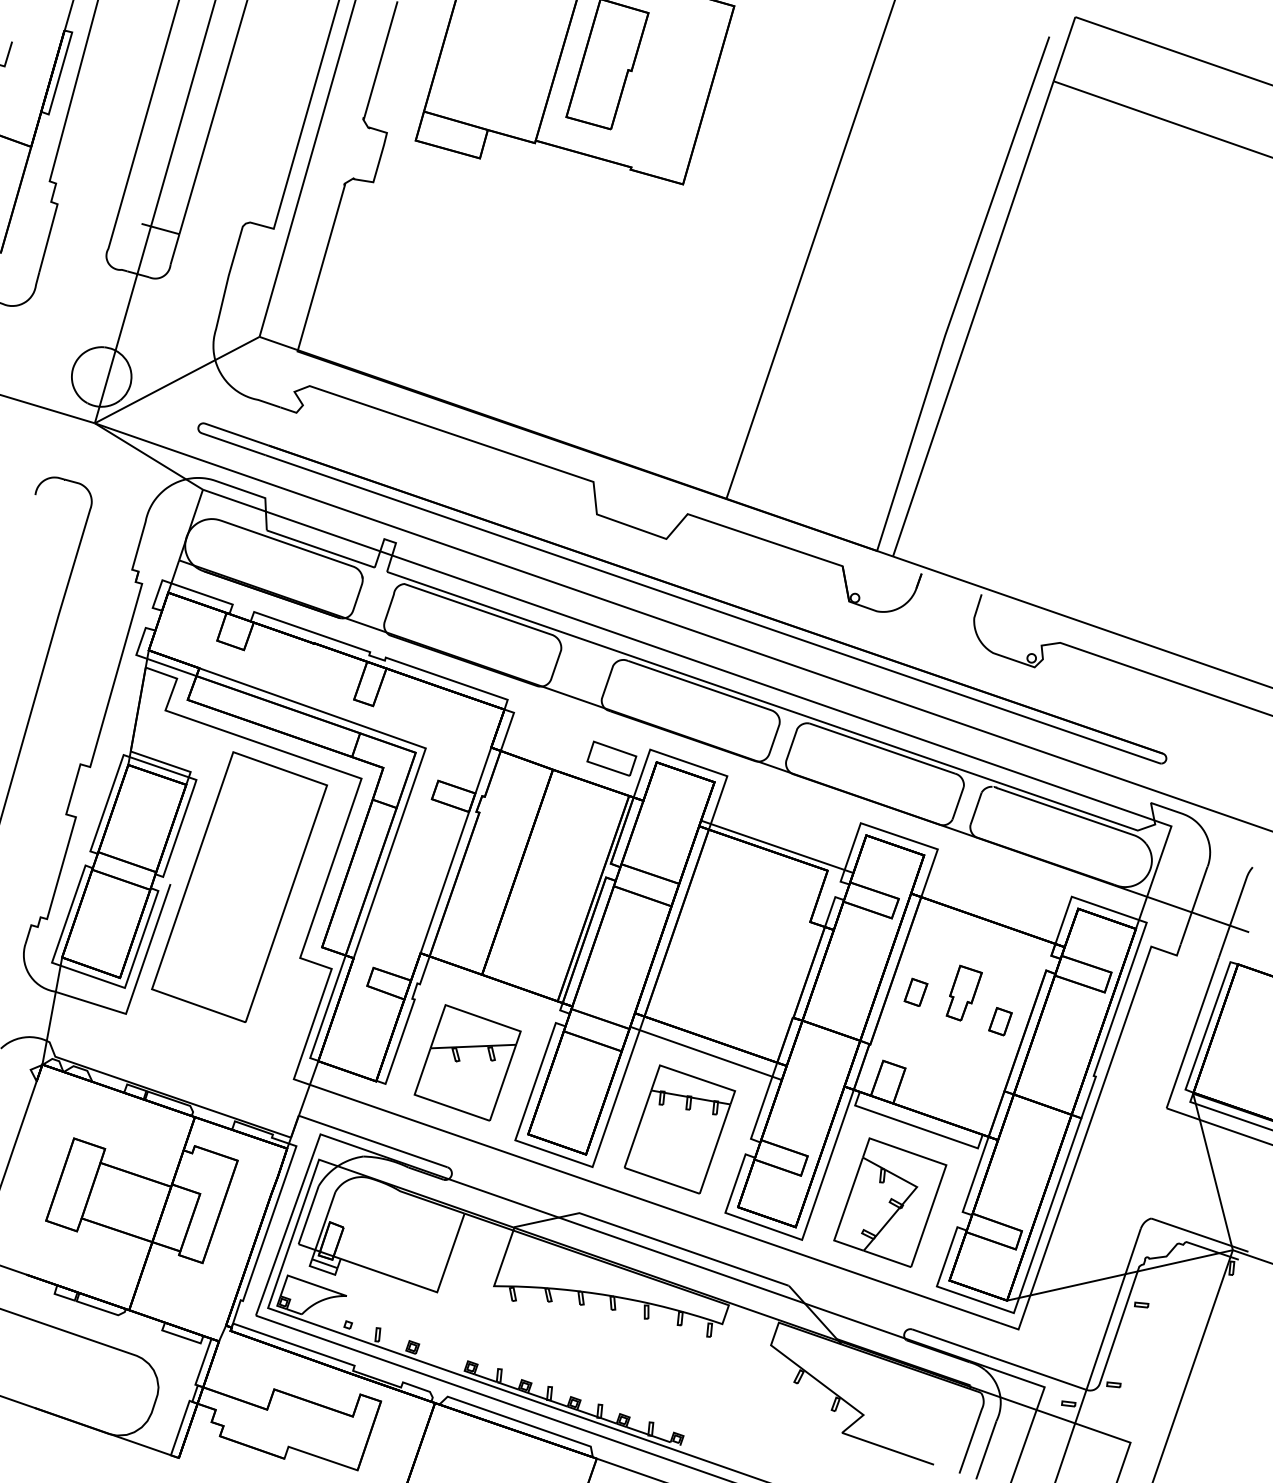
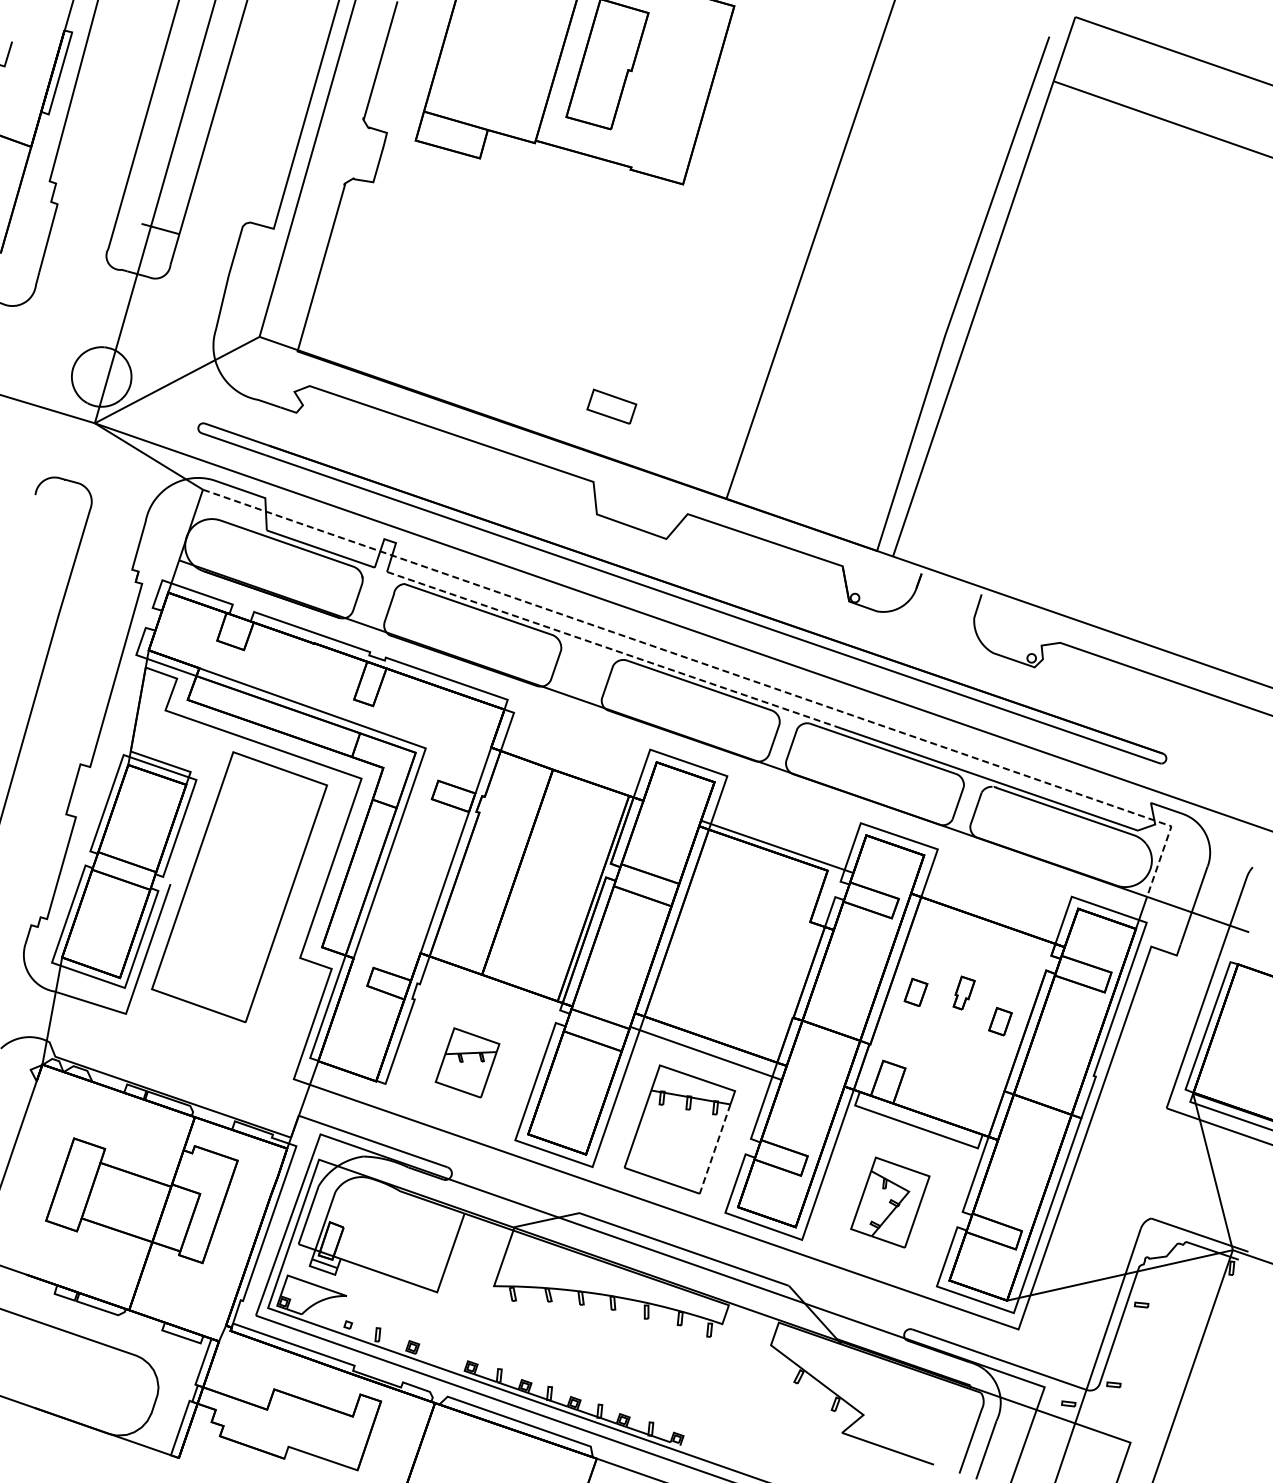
line: solid -> dashed (613, 649)
line: solid -> dashed (723, 670)
part position: (611, 758) -> (611, 406) (611, 406)
part size: 38x58 px -> 24x36 px (963, 992)
part size: 109x118 px -> 67x72 px (467, 1062)
line: solid -> dashed (714, 1149)
part size: 115x131 px -> 81x93 px (890, 1202)
